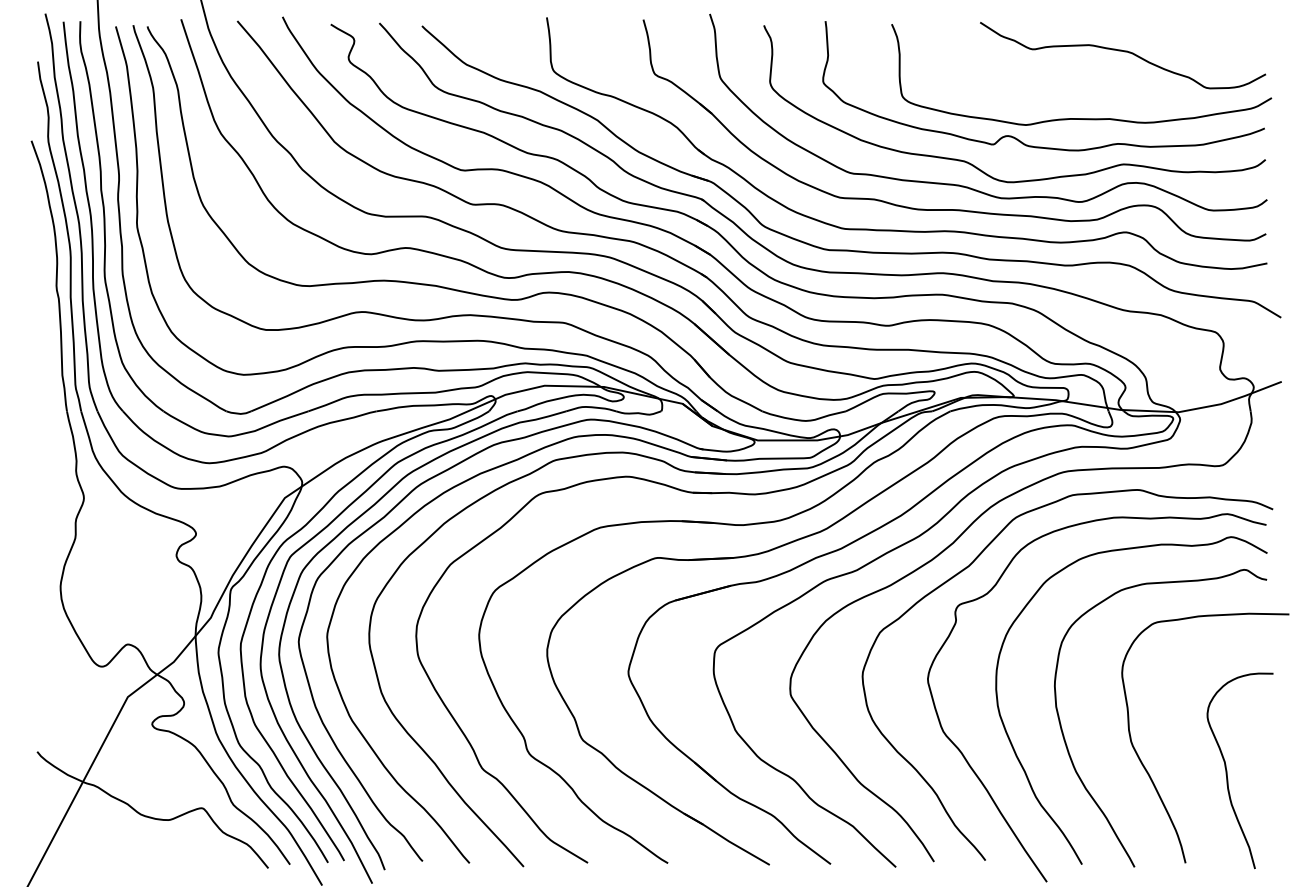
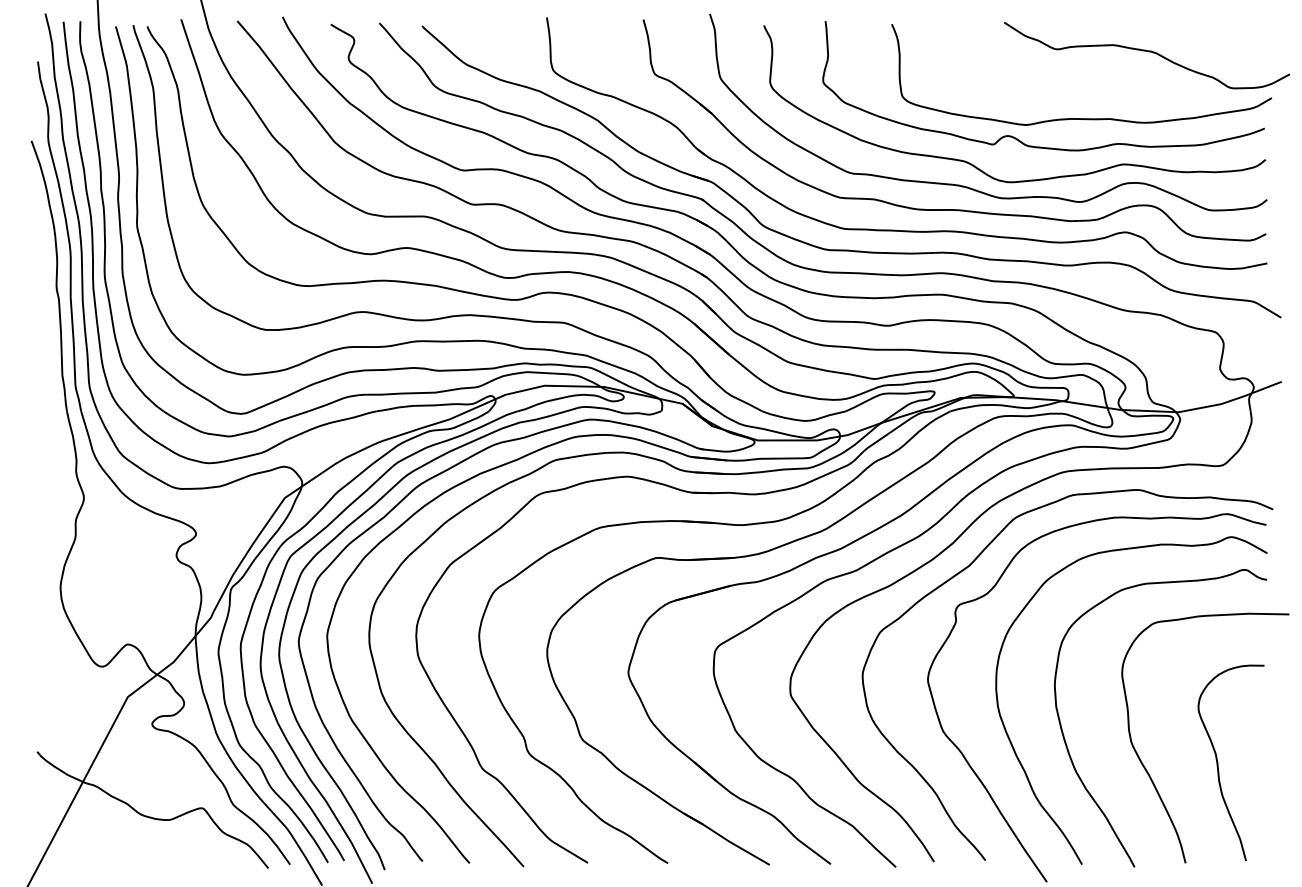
curve position: (1124, 52) -> (1148, 52) (1148, 52)
curve position: (1227, 770) -> (1218, 762) (1218, 762)
